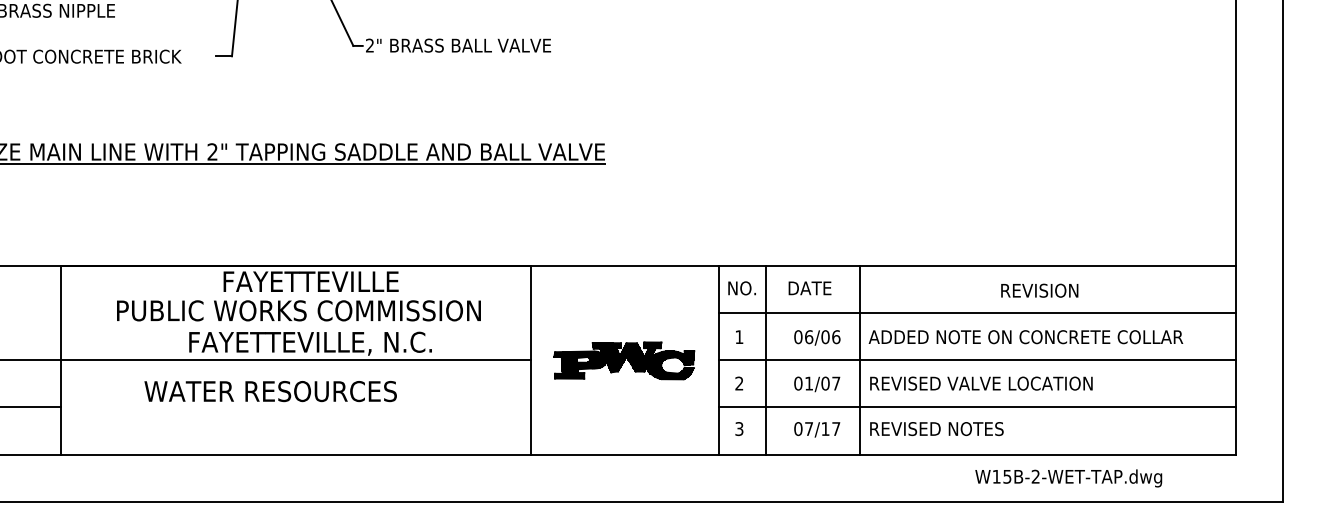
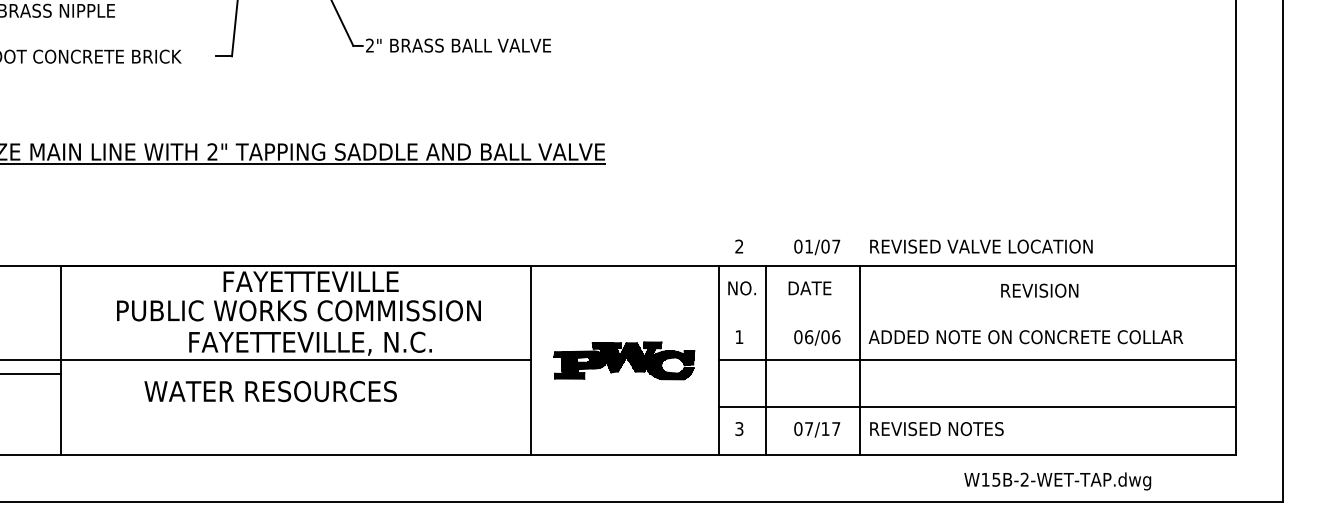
line: present -> none (977, 313)
text position: (913, 384) -> (913, 247) (913, 247)
line position: (31, 407) -> (31, 374) (31, 374)
text position: (1068, 478) -> (1057, 481) (1057, 481)
